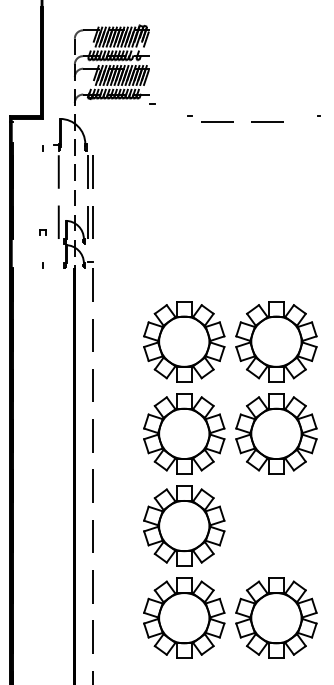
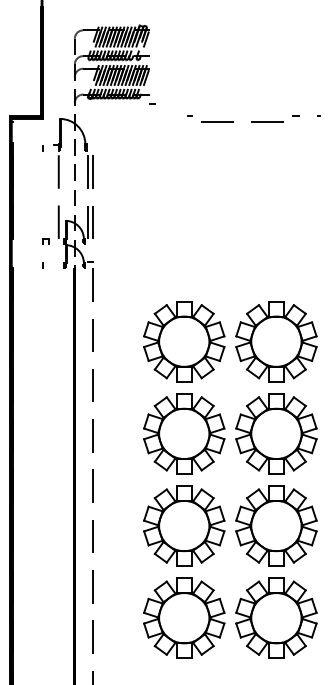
line: none -> present (295, 115)
part position: (42, 232) -> (45, 241) (45, 241)
part: none -> present (276, 525)
